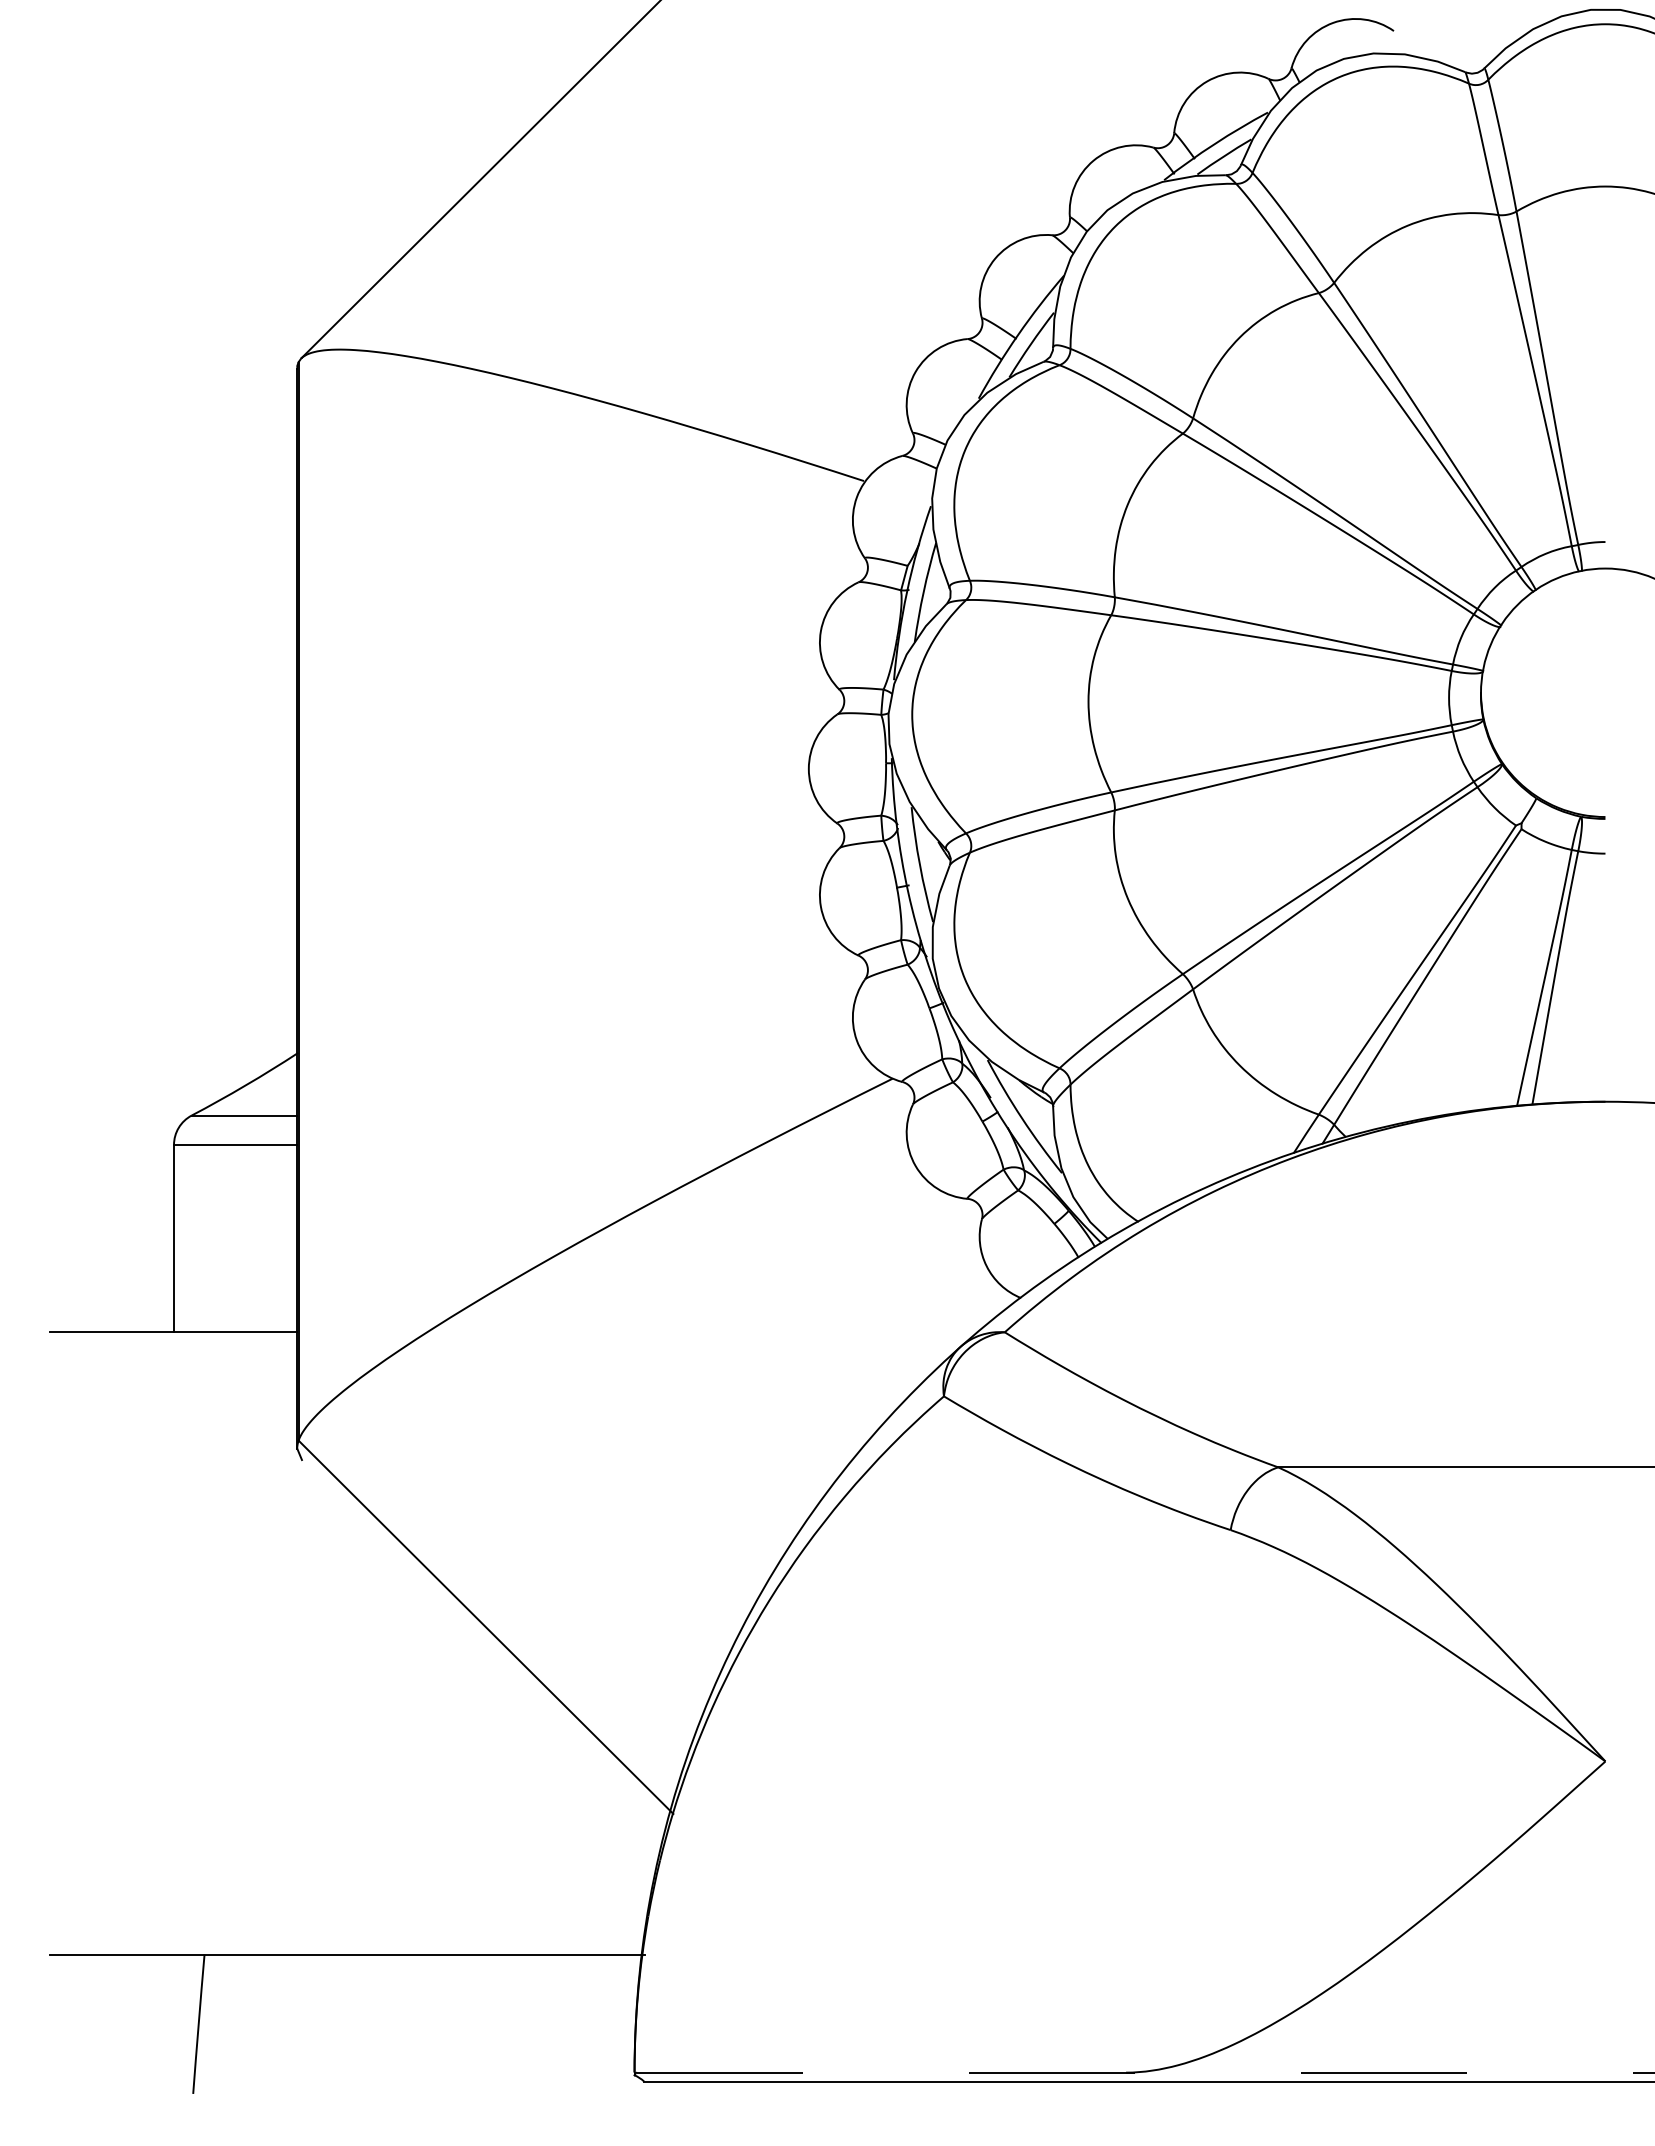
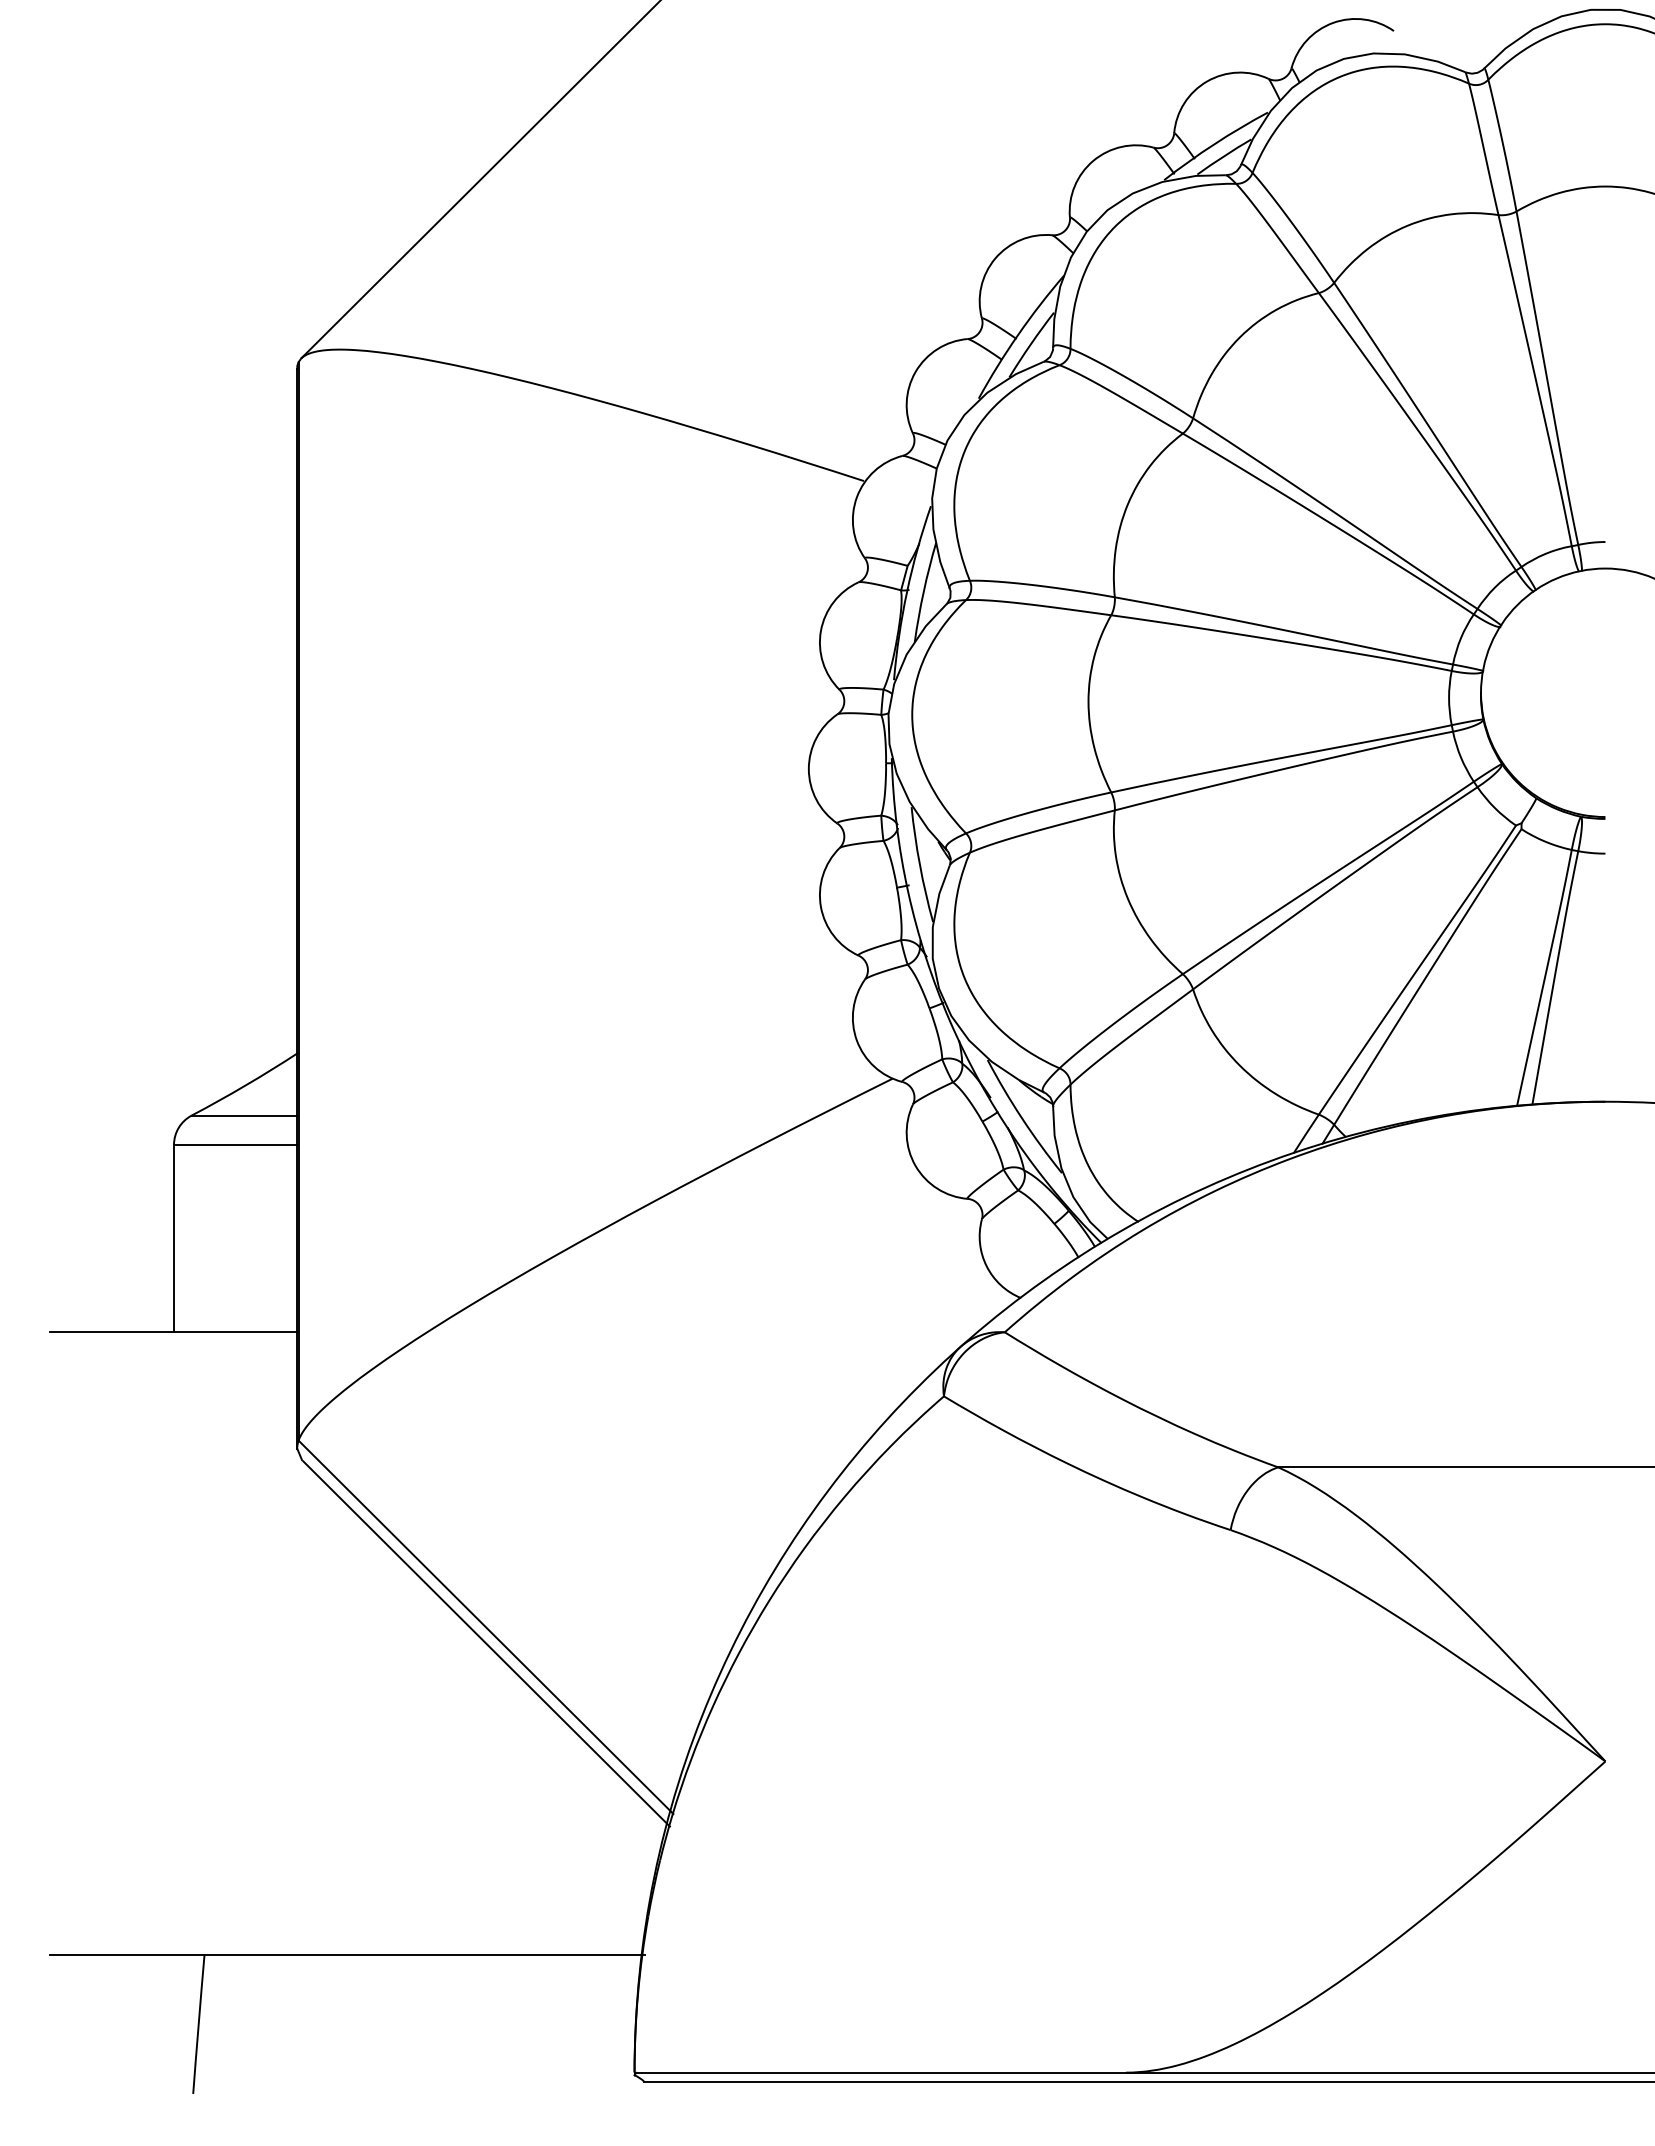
line: none -> present (486, 1643)
line: dashed -> solid (1146, 2072)
